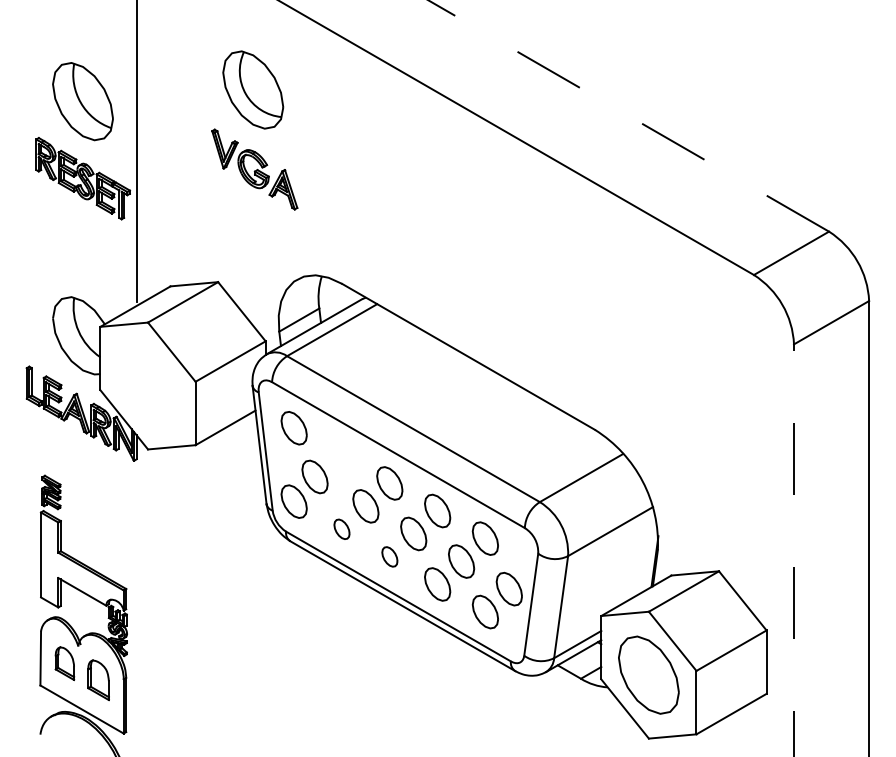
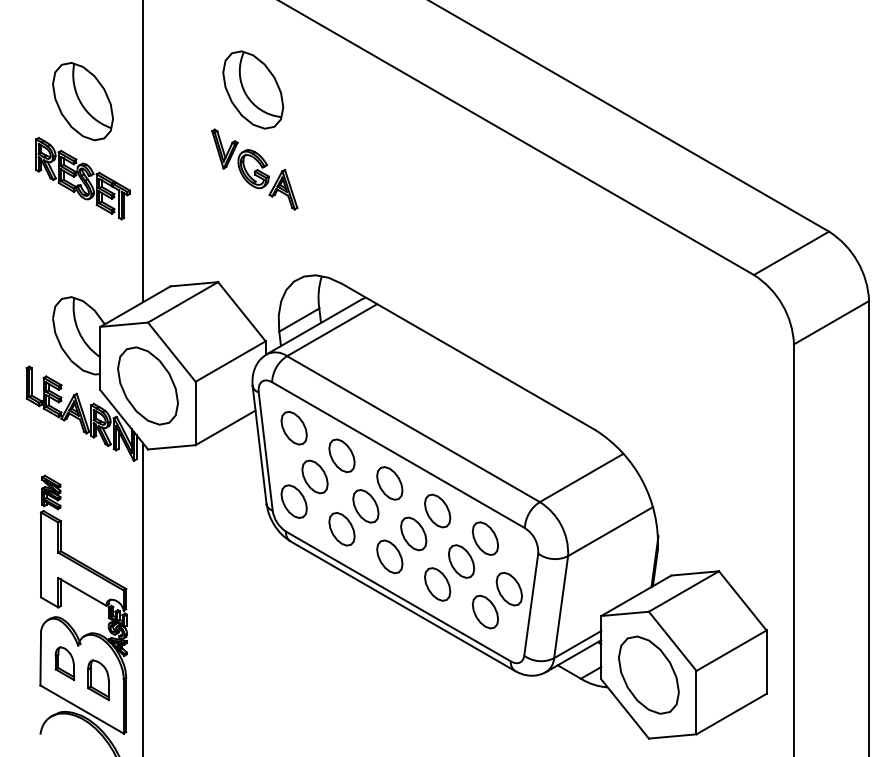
line: dashed -> solid (628, 115)
line position: (137, 152) -> (143, 152) (143, 152)
part: none -> present (147, 385)
part: none -> present (341, 455)
part size: 18x22 px -> 28x35 px (341, 529)
line: dashed -> solid (794, 550)
part size: 18x22 px -> 28x36 px (389, 556)
line: none -> present (143, 598)
